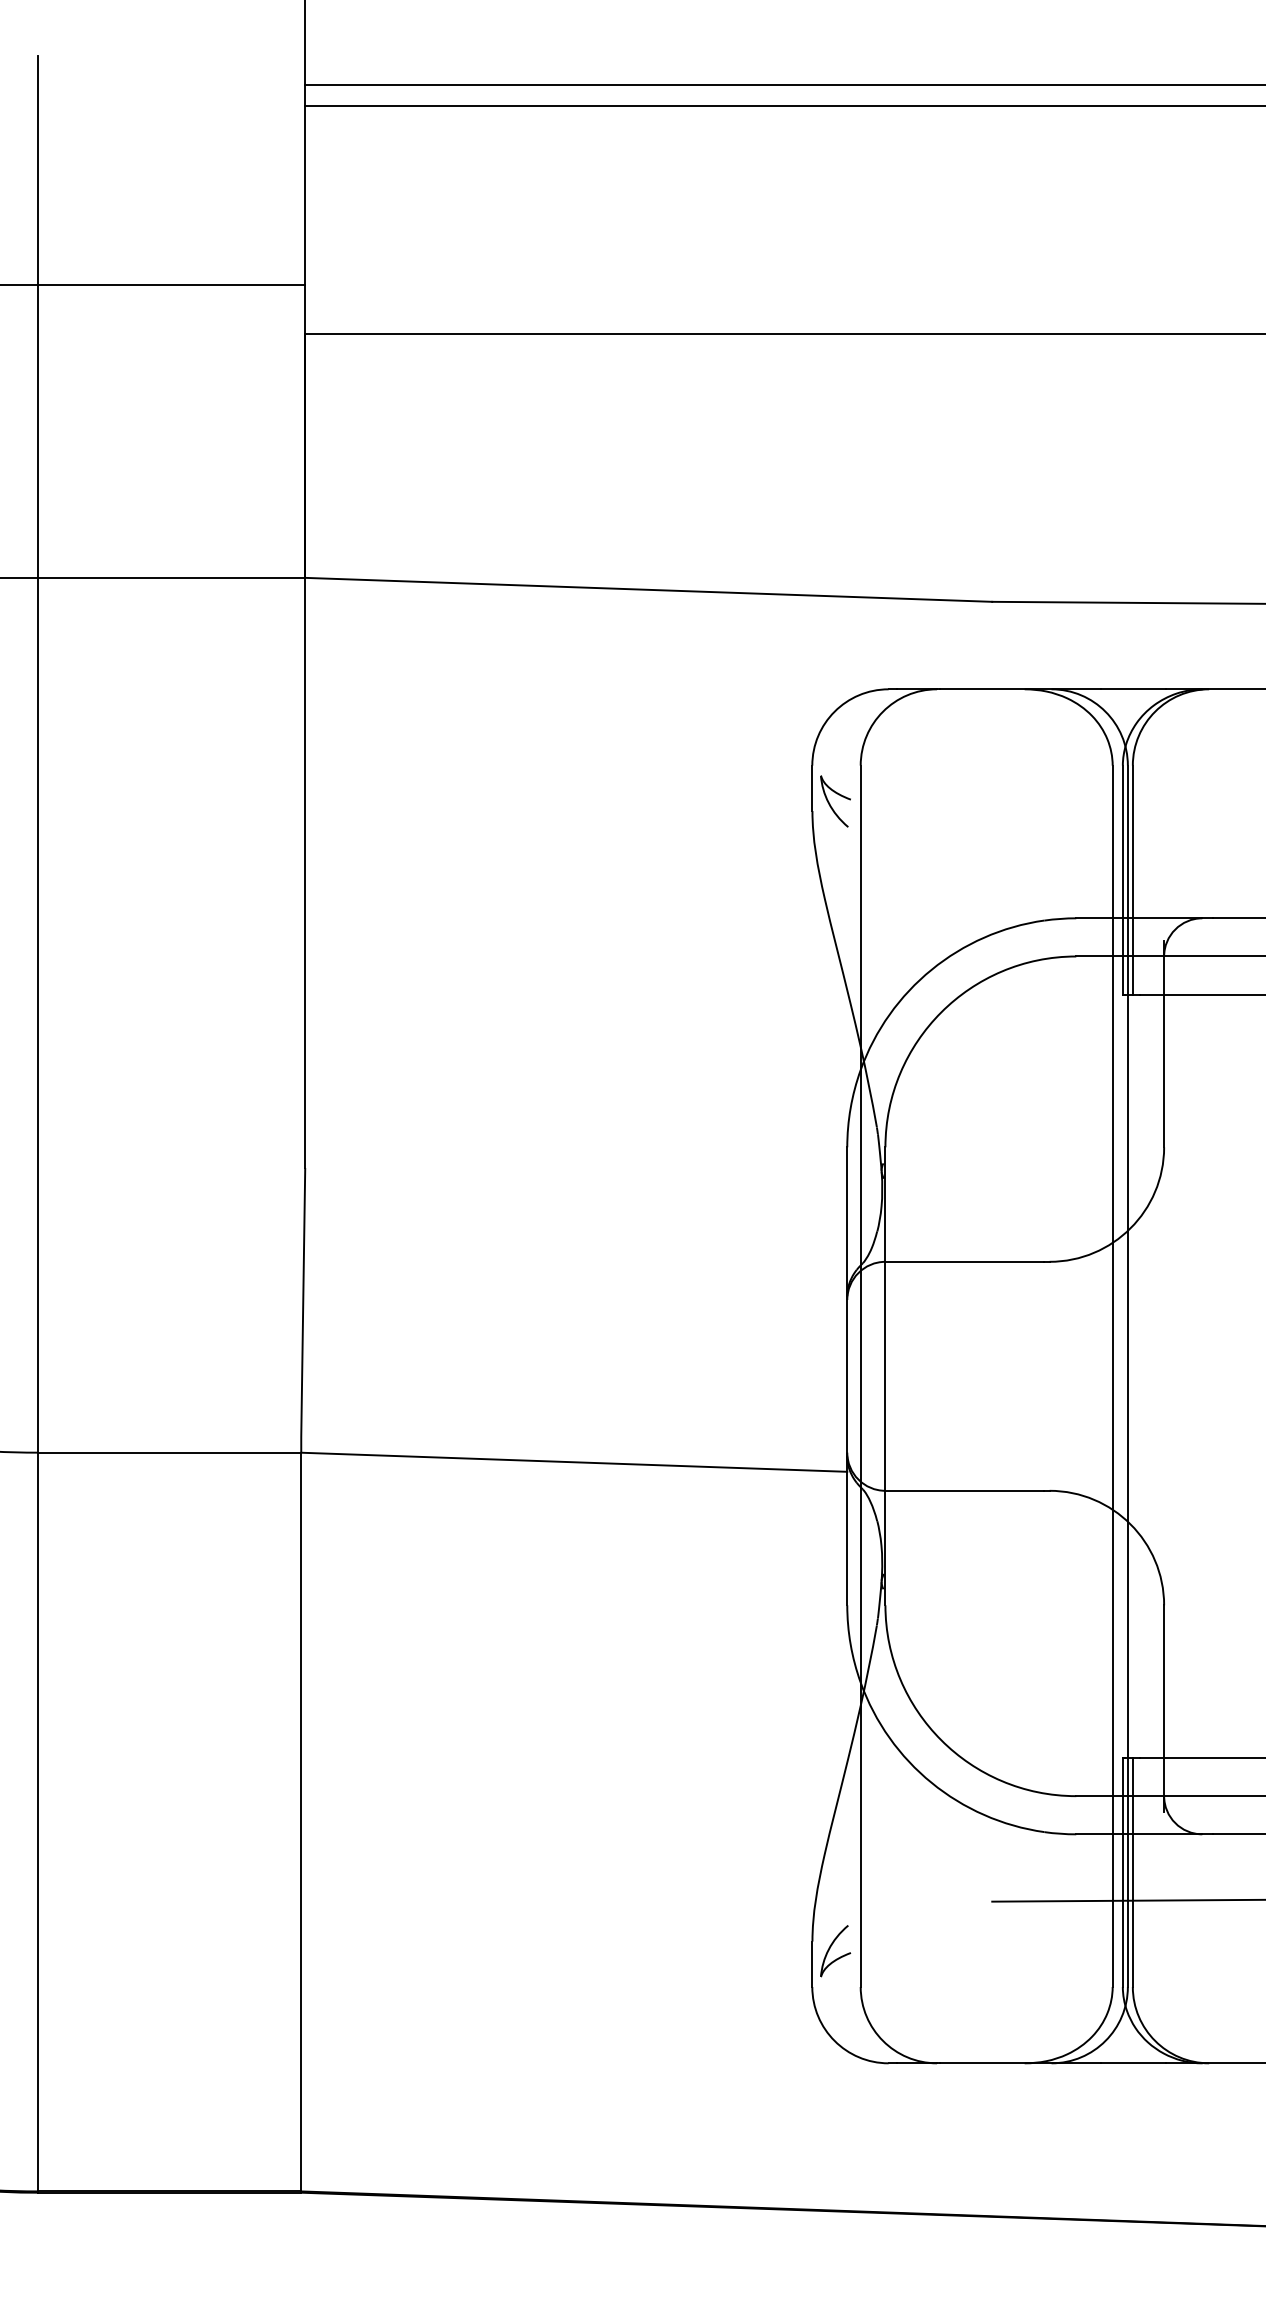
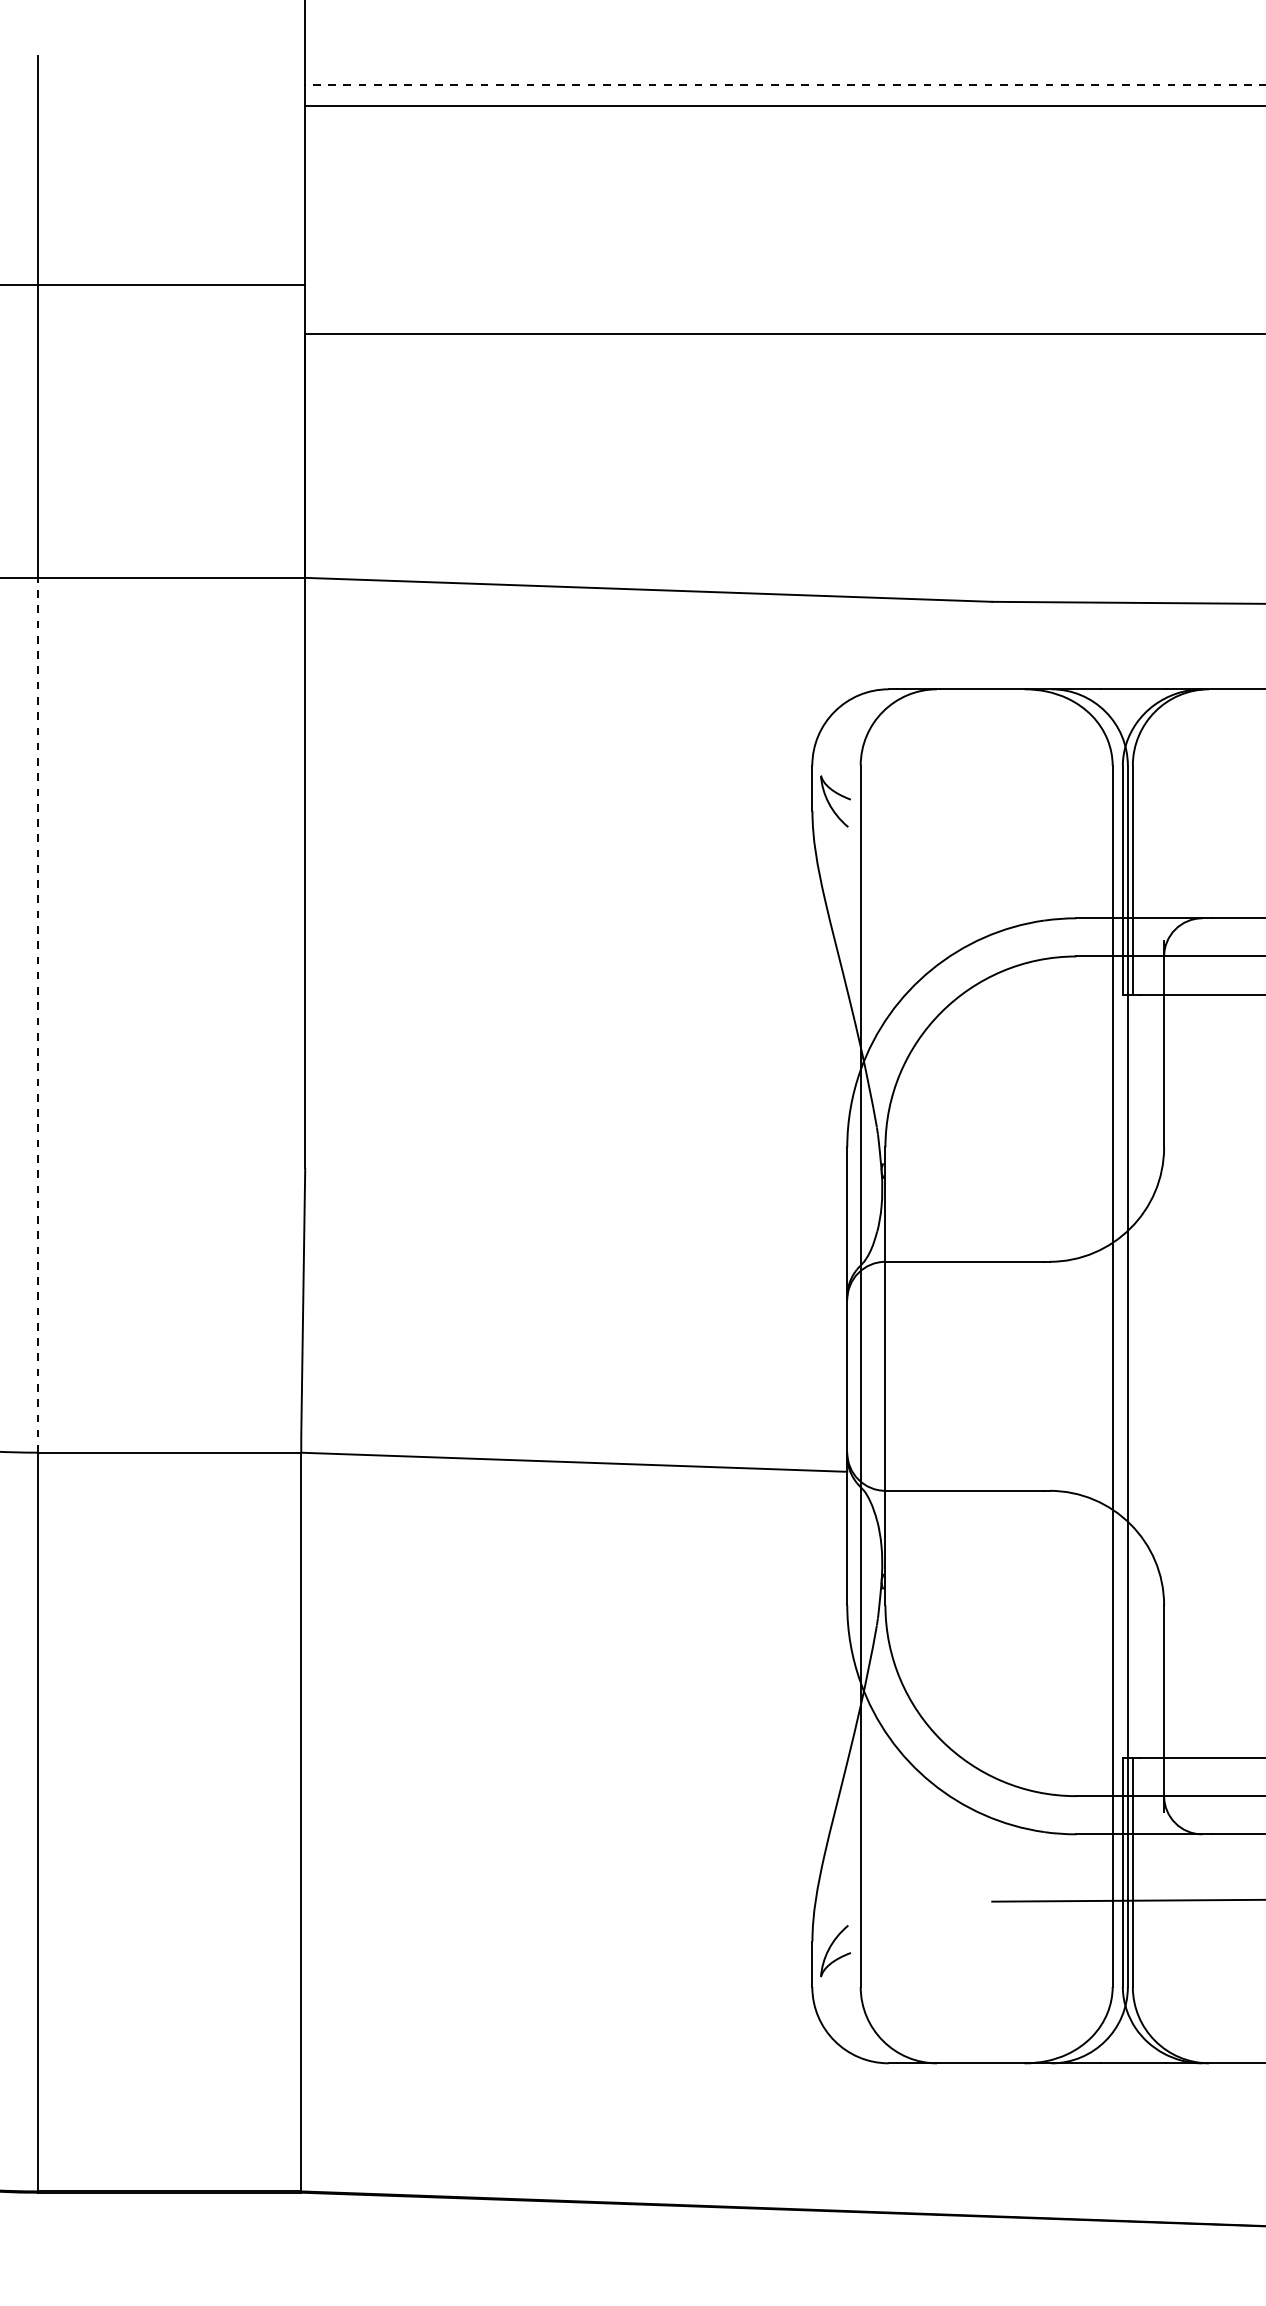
line: solid -> dashed (785, 84)
line: solid -> dashed (38, 1014)
